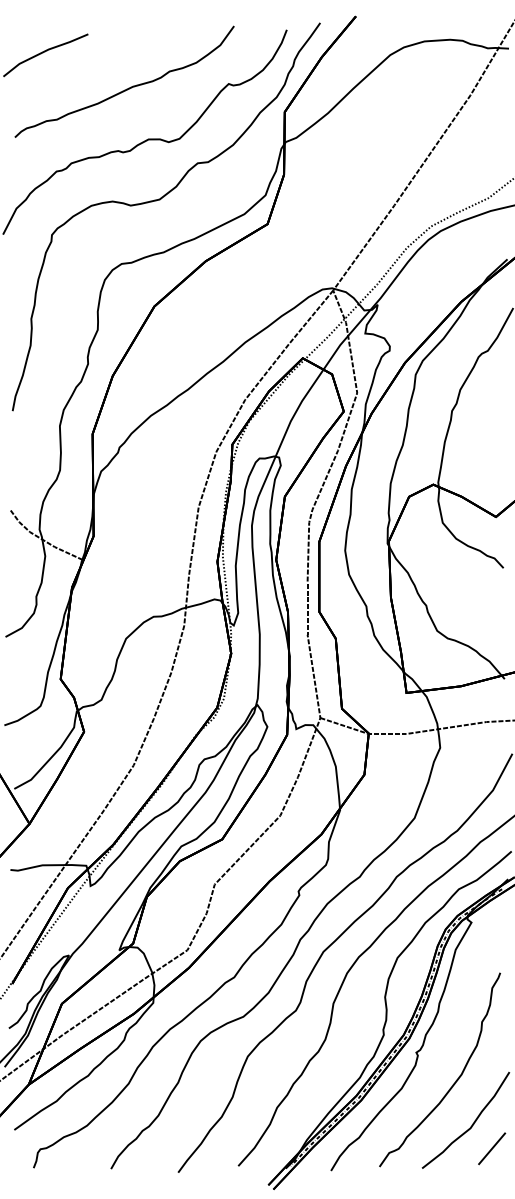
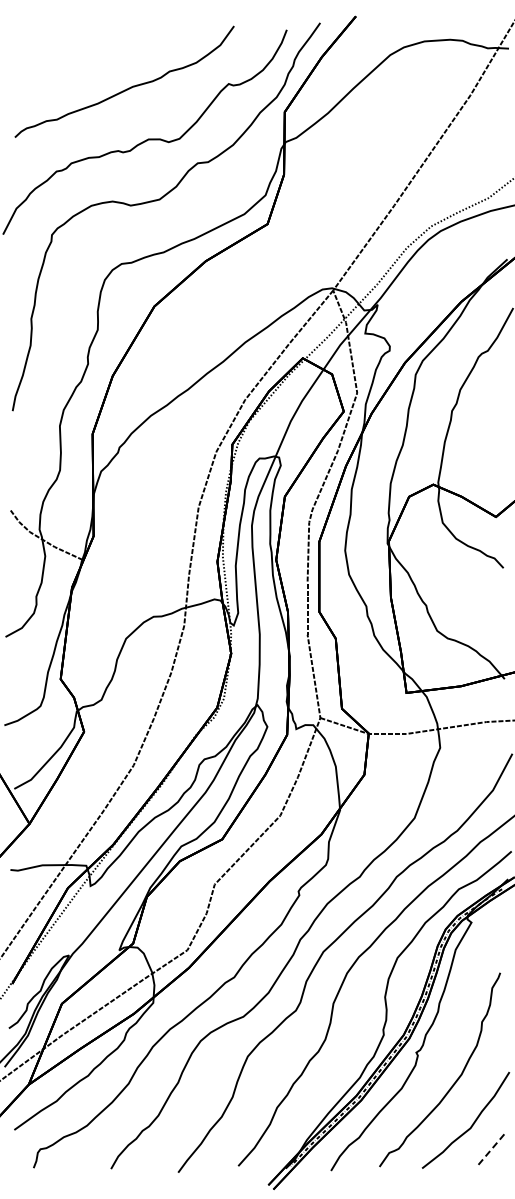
line: present -> none (43, 53)
line: solid -> dashed (492, 1148)
